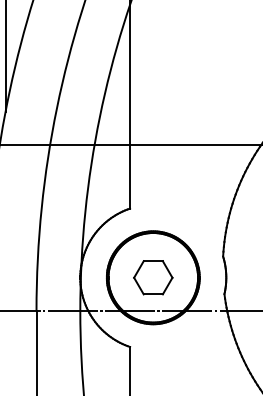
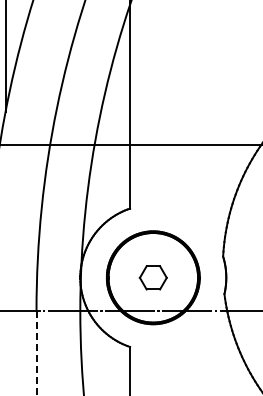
part size: 41x36 px -> 30x26 px (152, 277)
line: solid -> dashed (36, 353)
